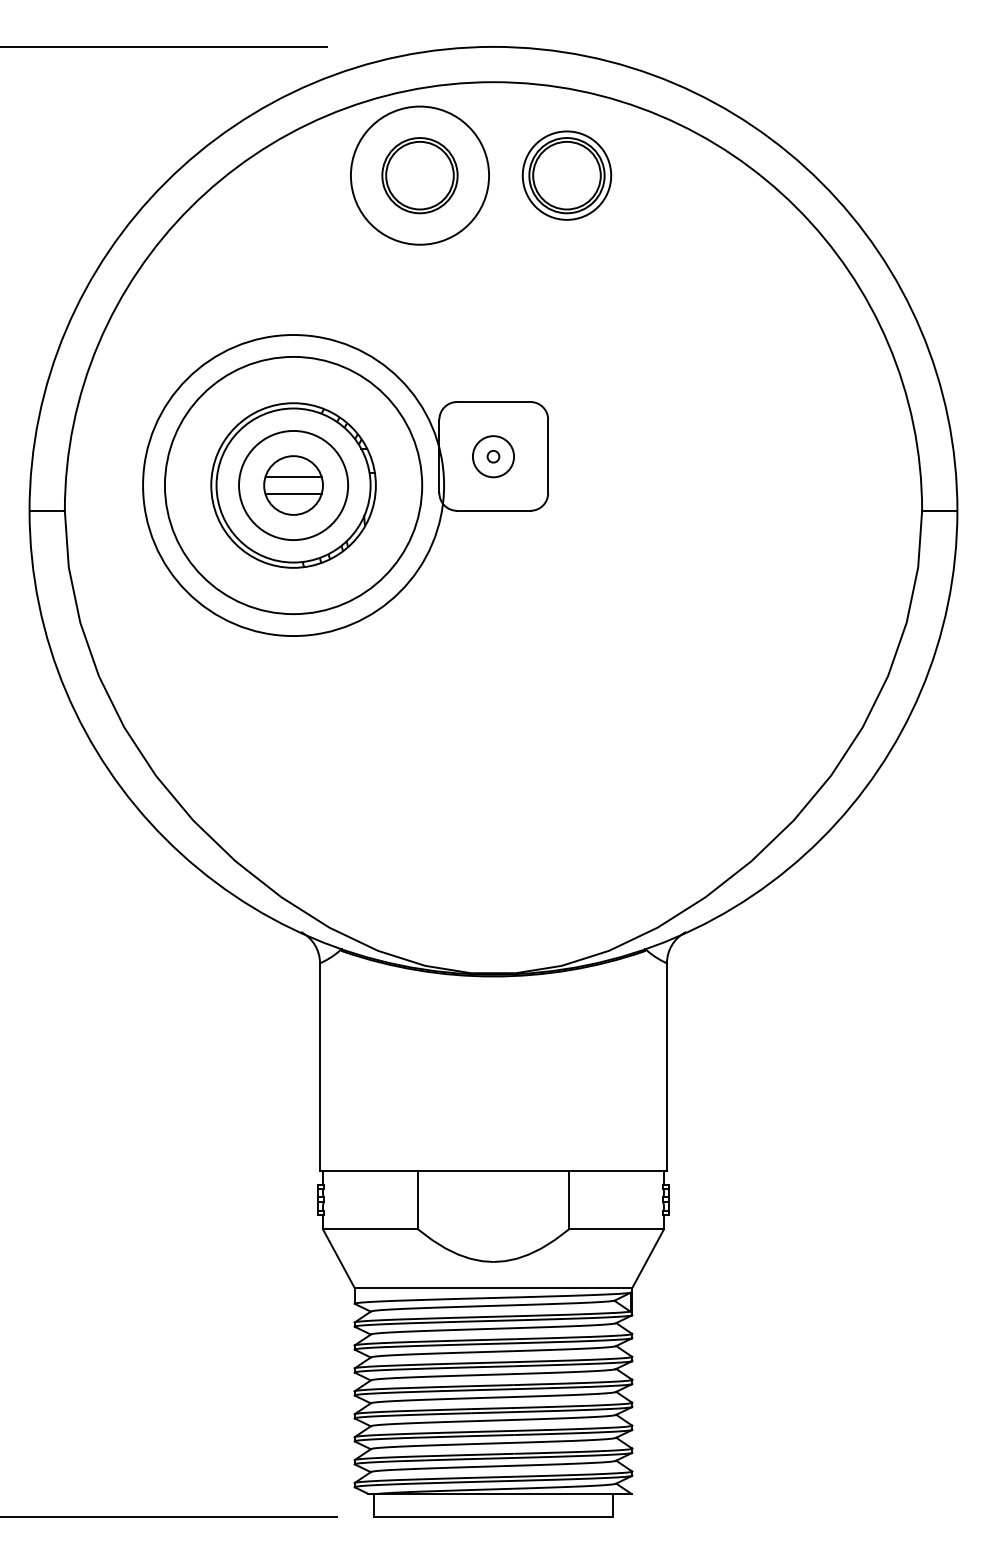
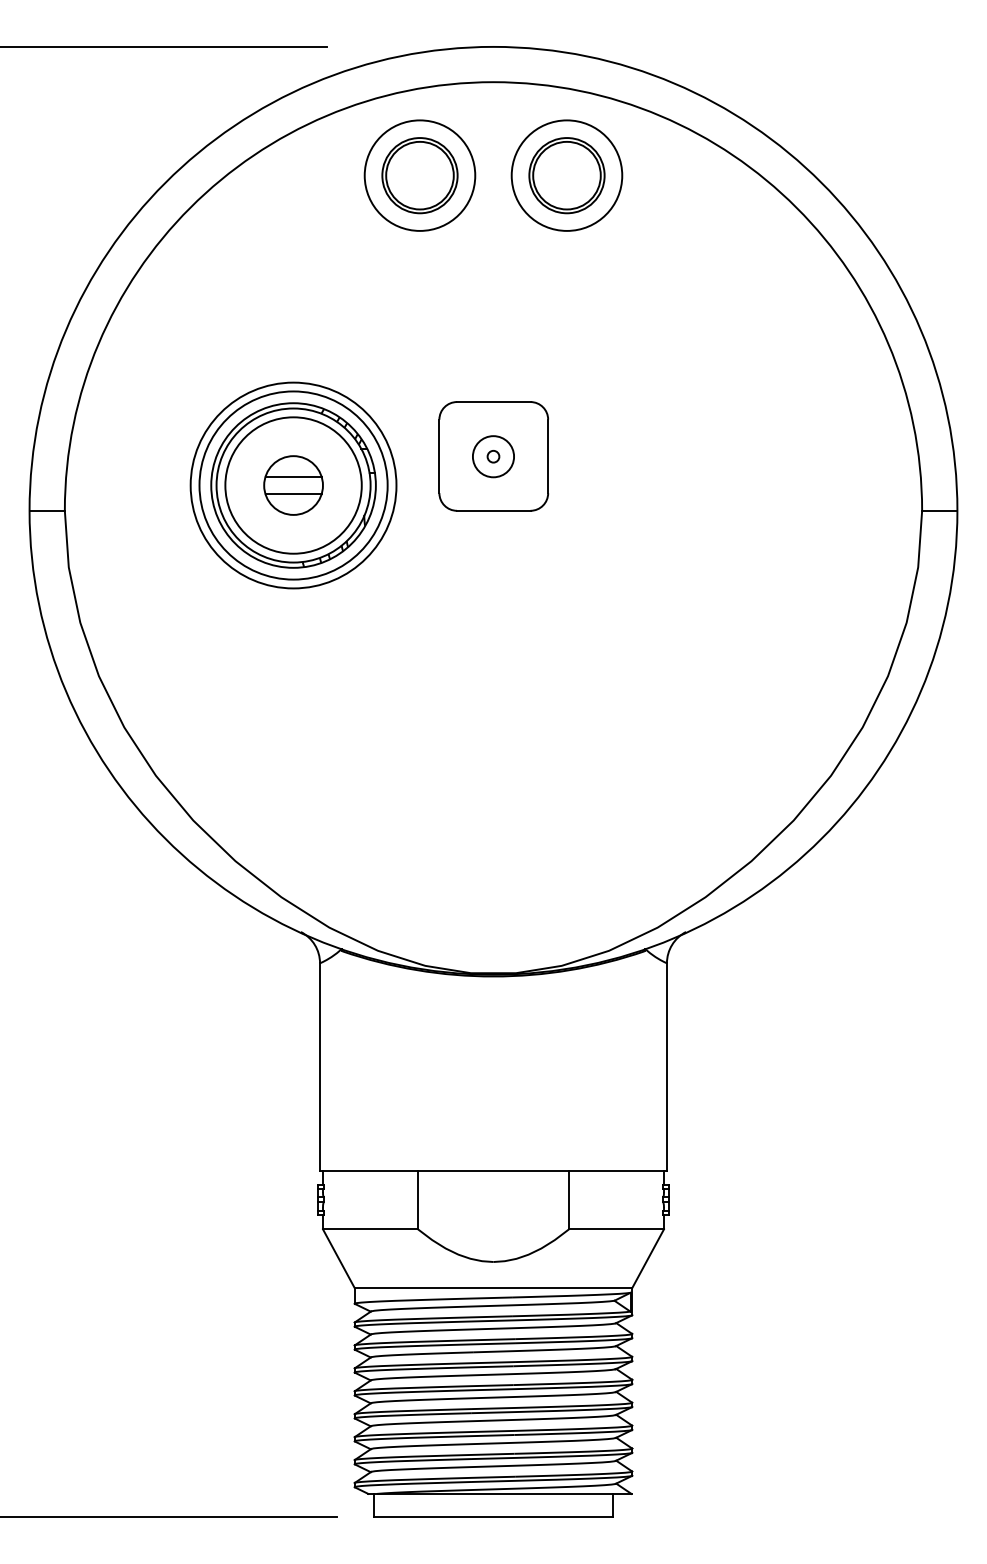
circle diameter: 138 px -> 111 px (419, 175)
circle diameter: 88 px -> 111 px (566, 175)
circle diameter: 109 px -> 136 px (293, 485)
circle diameter: 257 px -> 206 px (293, 485)
circle diameter: 301 px -> 188 px (293, 485)
